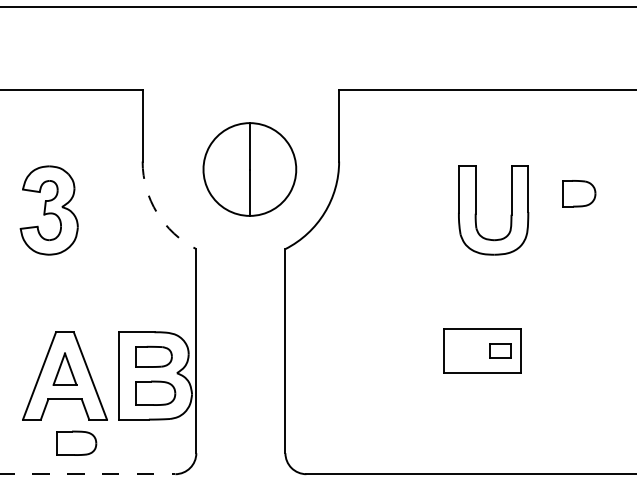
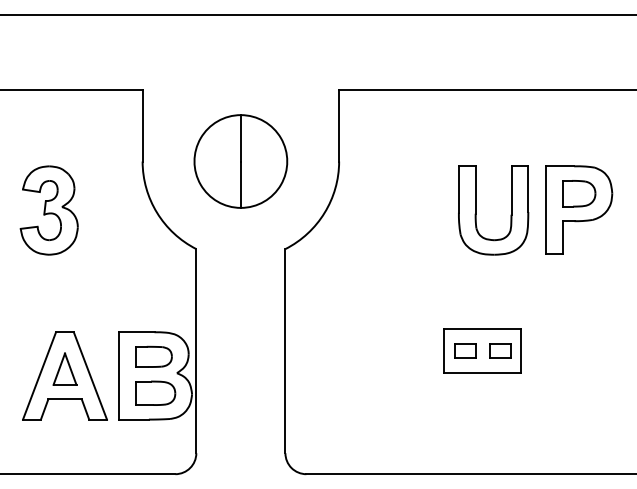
line position: (317, 6) -> (317, 14) (317, 14)
part position: (249, 169) -> (240, 161) (240, 161)
part: none -> present (579, 209)
arc: dashed -> solid (157, 212)
part: none -> present (465, 350)
part: present -> none (76, 442)
line: dashed -> solid (88, 474)
